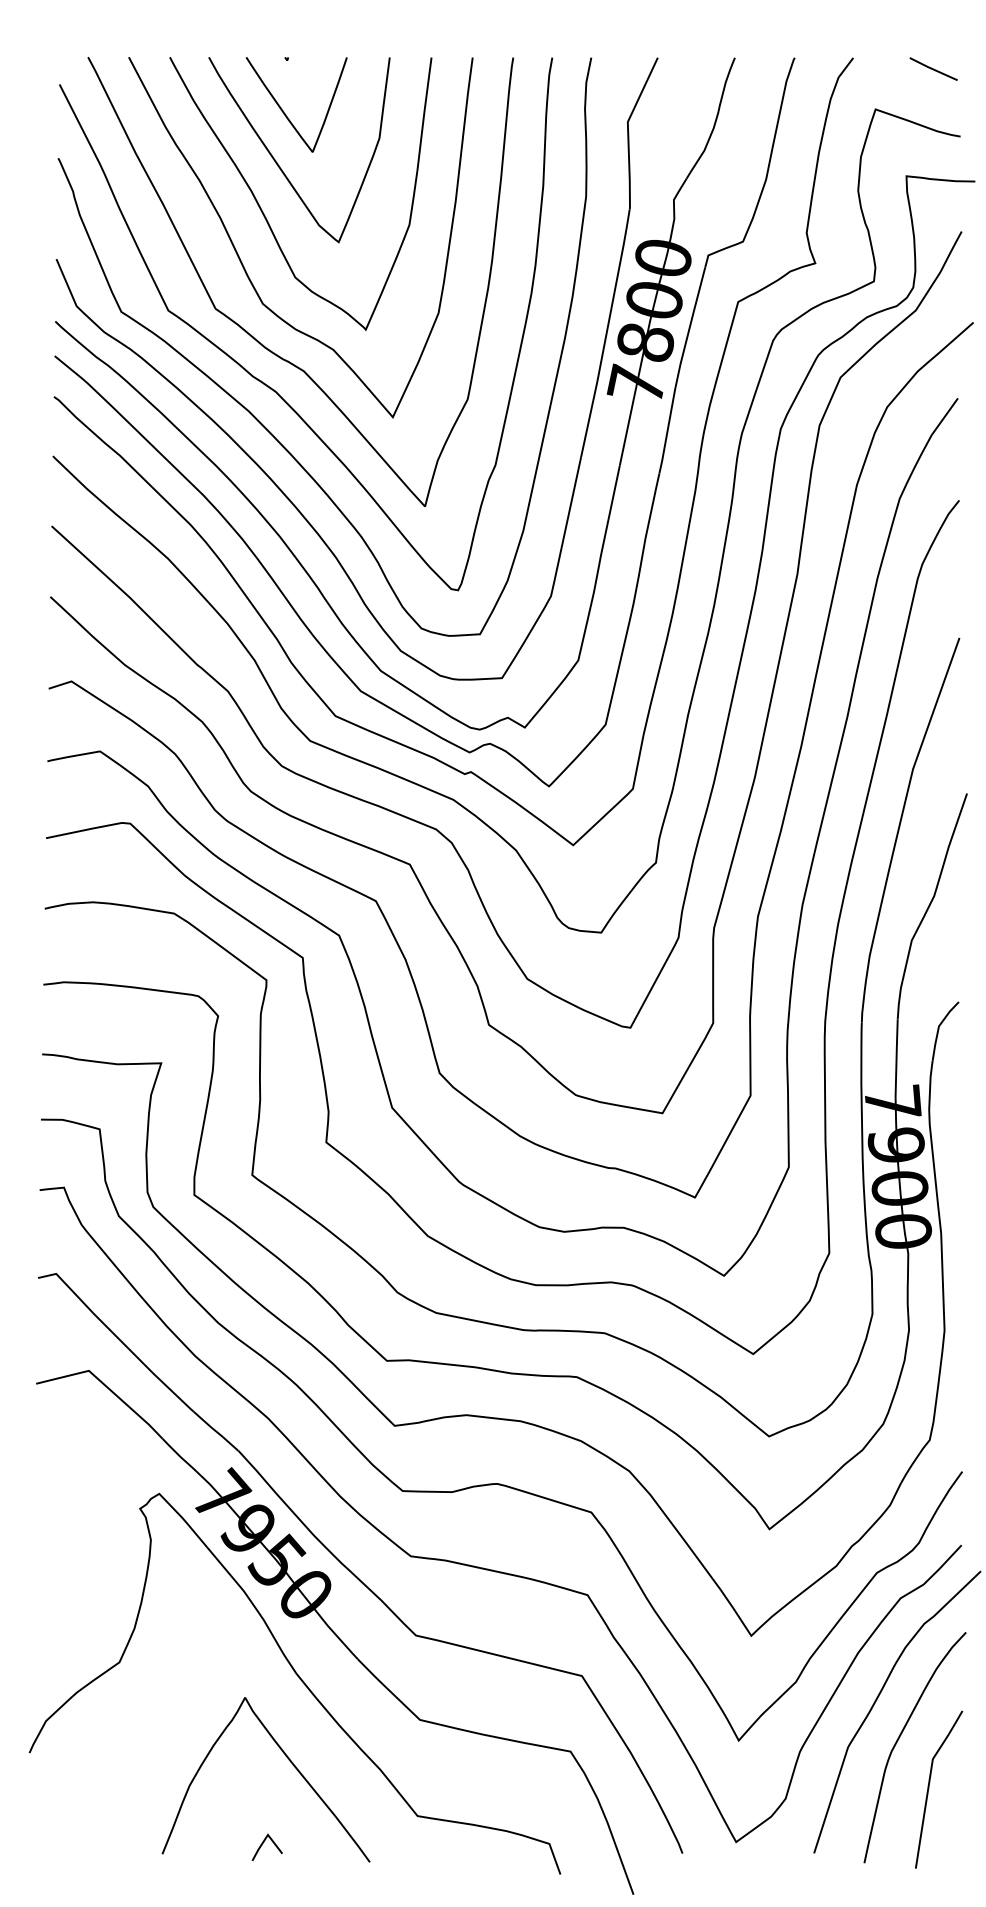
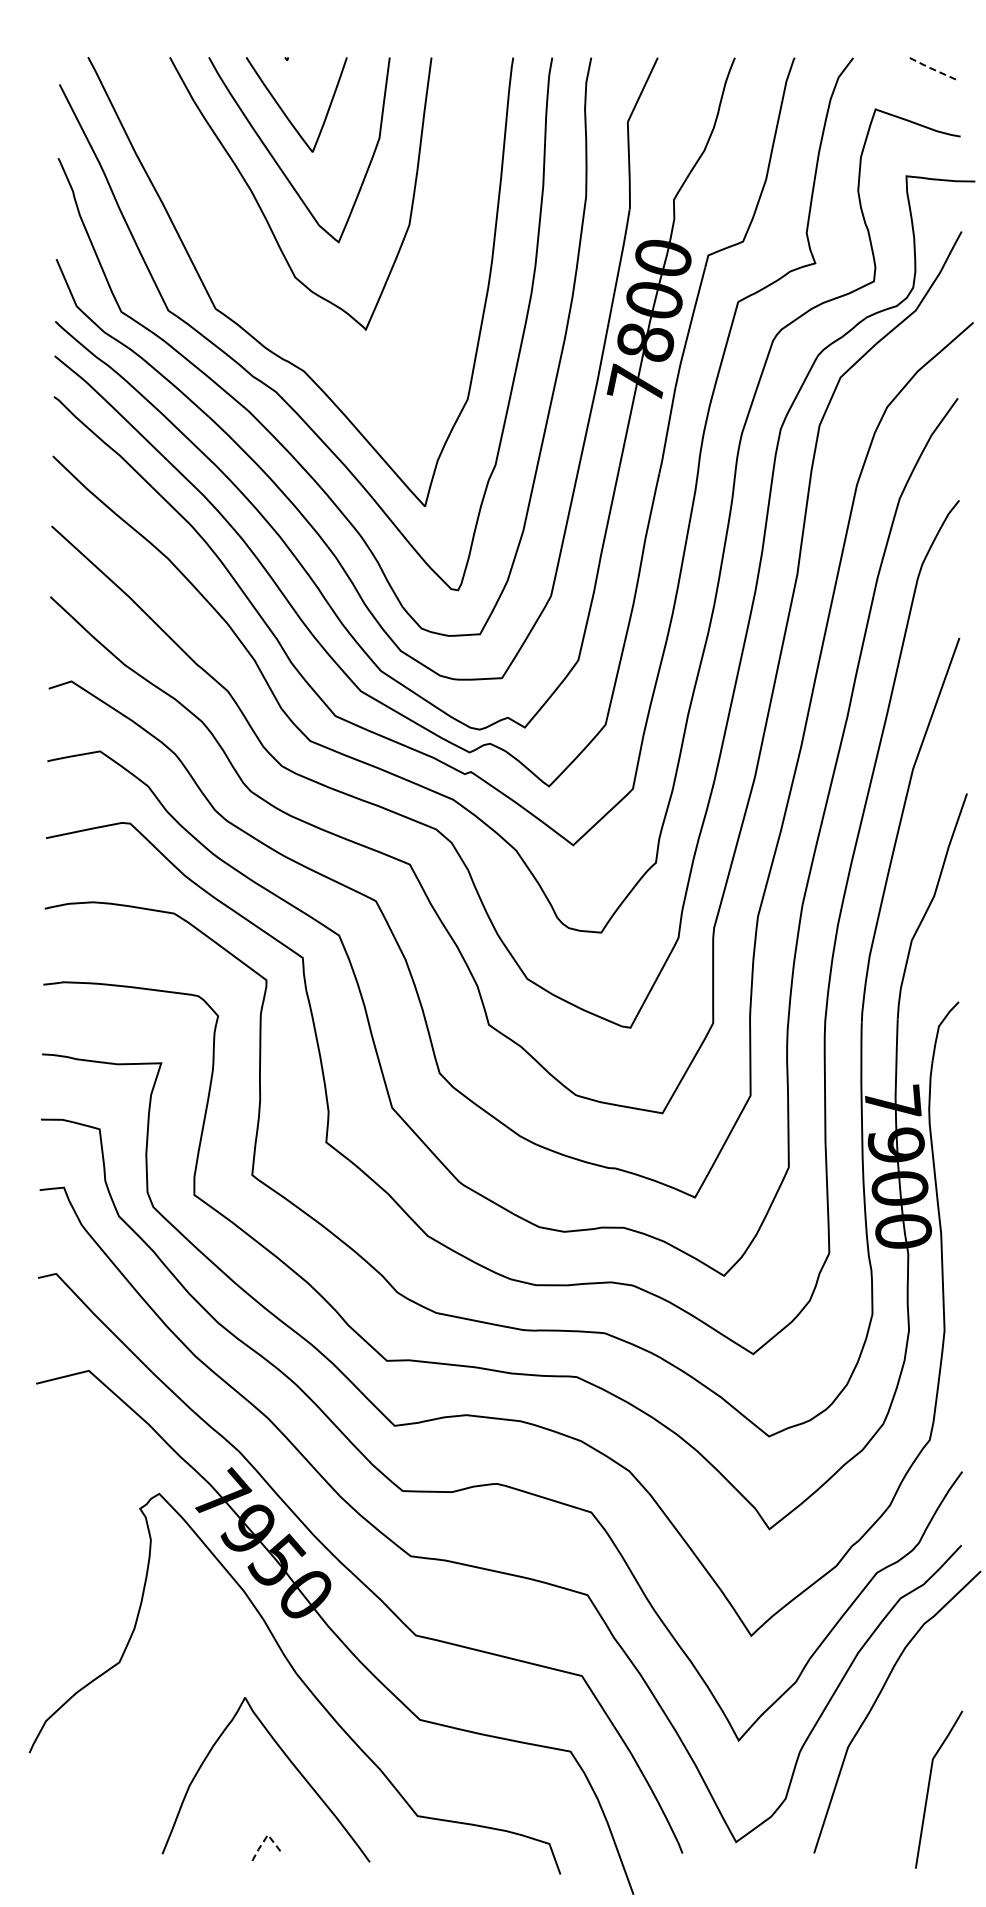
line: solid -> dashed (933, 69)
curve: present -> none (244, 266)
curve: present -> none (899, 1739)
line: solid -> dashed (266, 1837)
